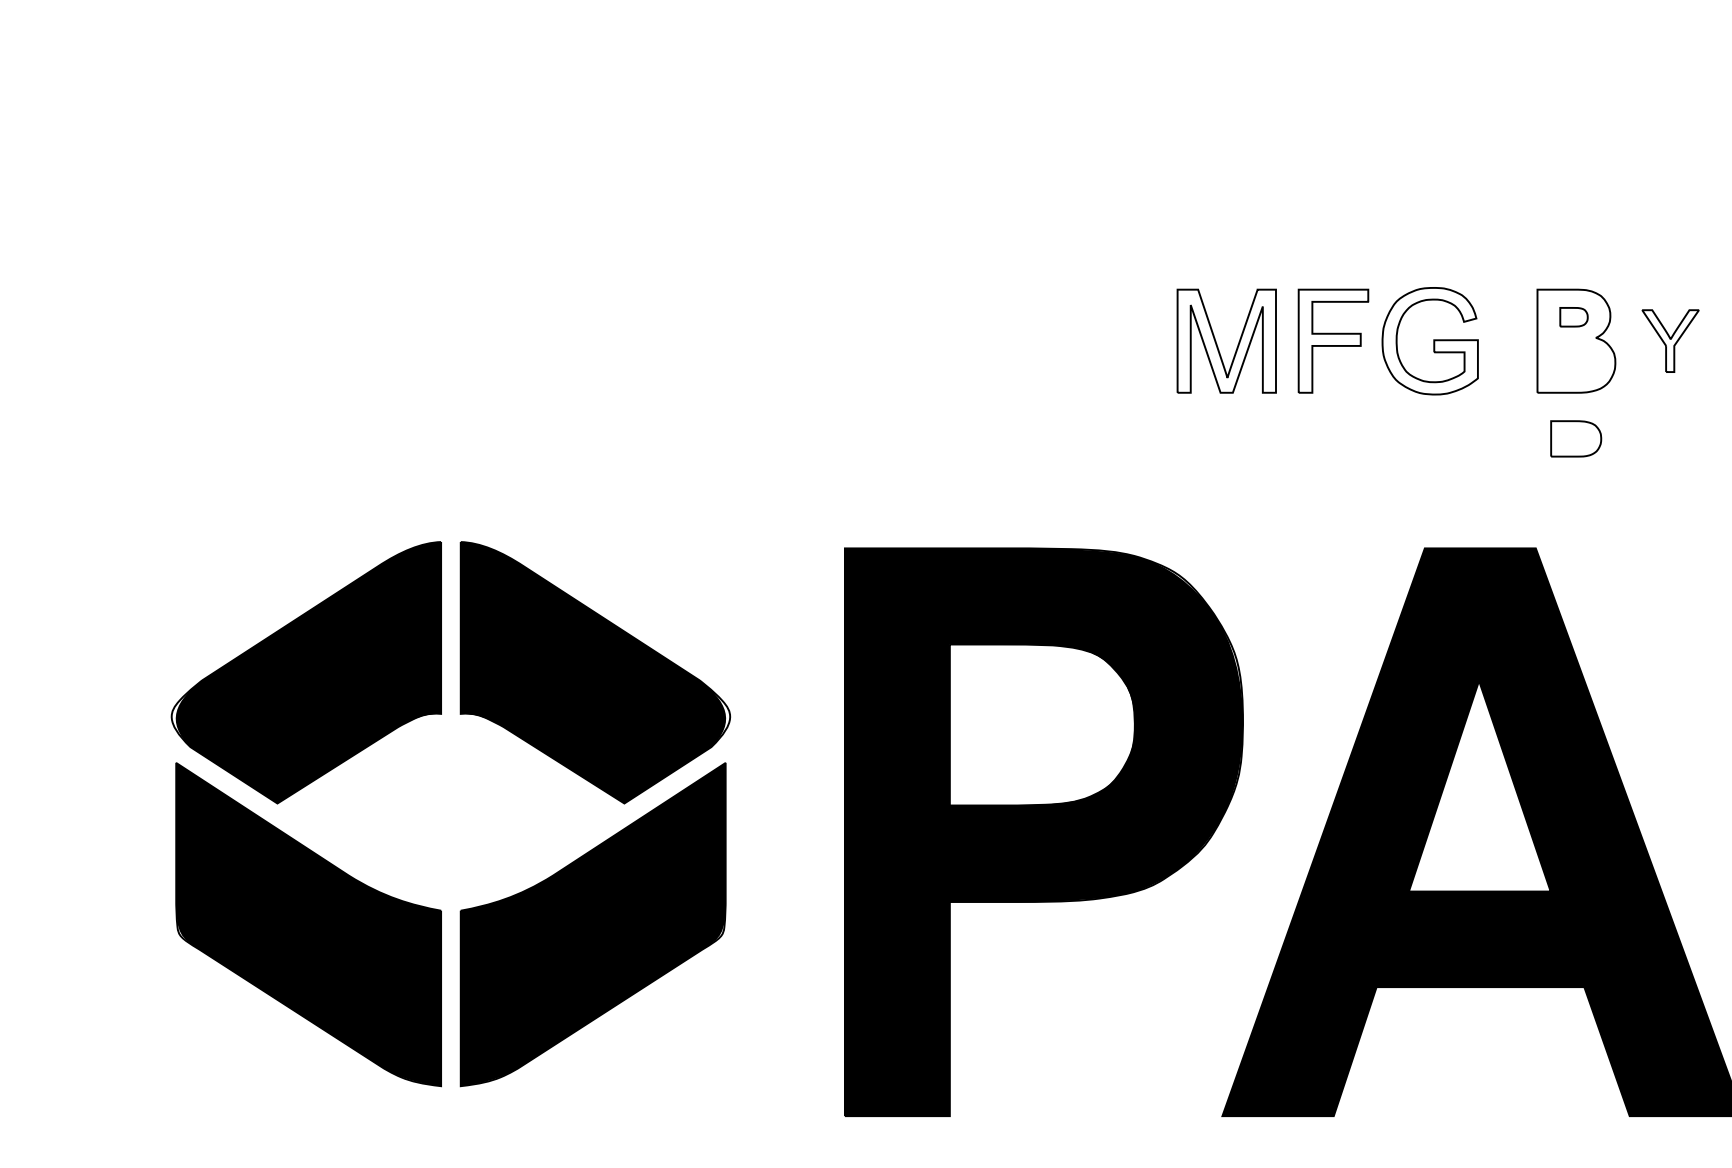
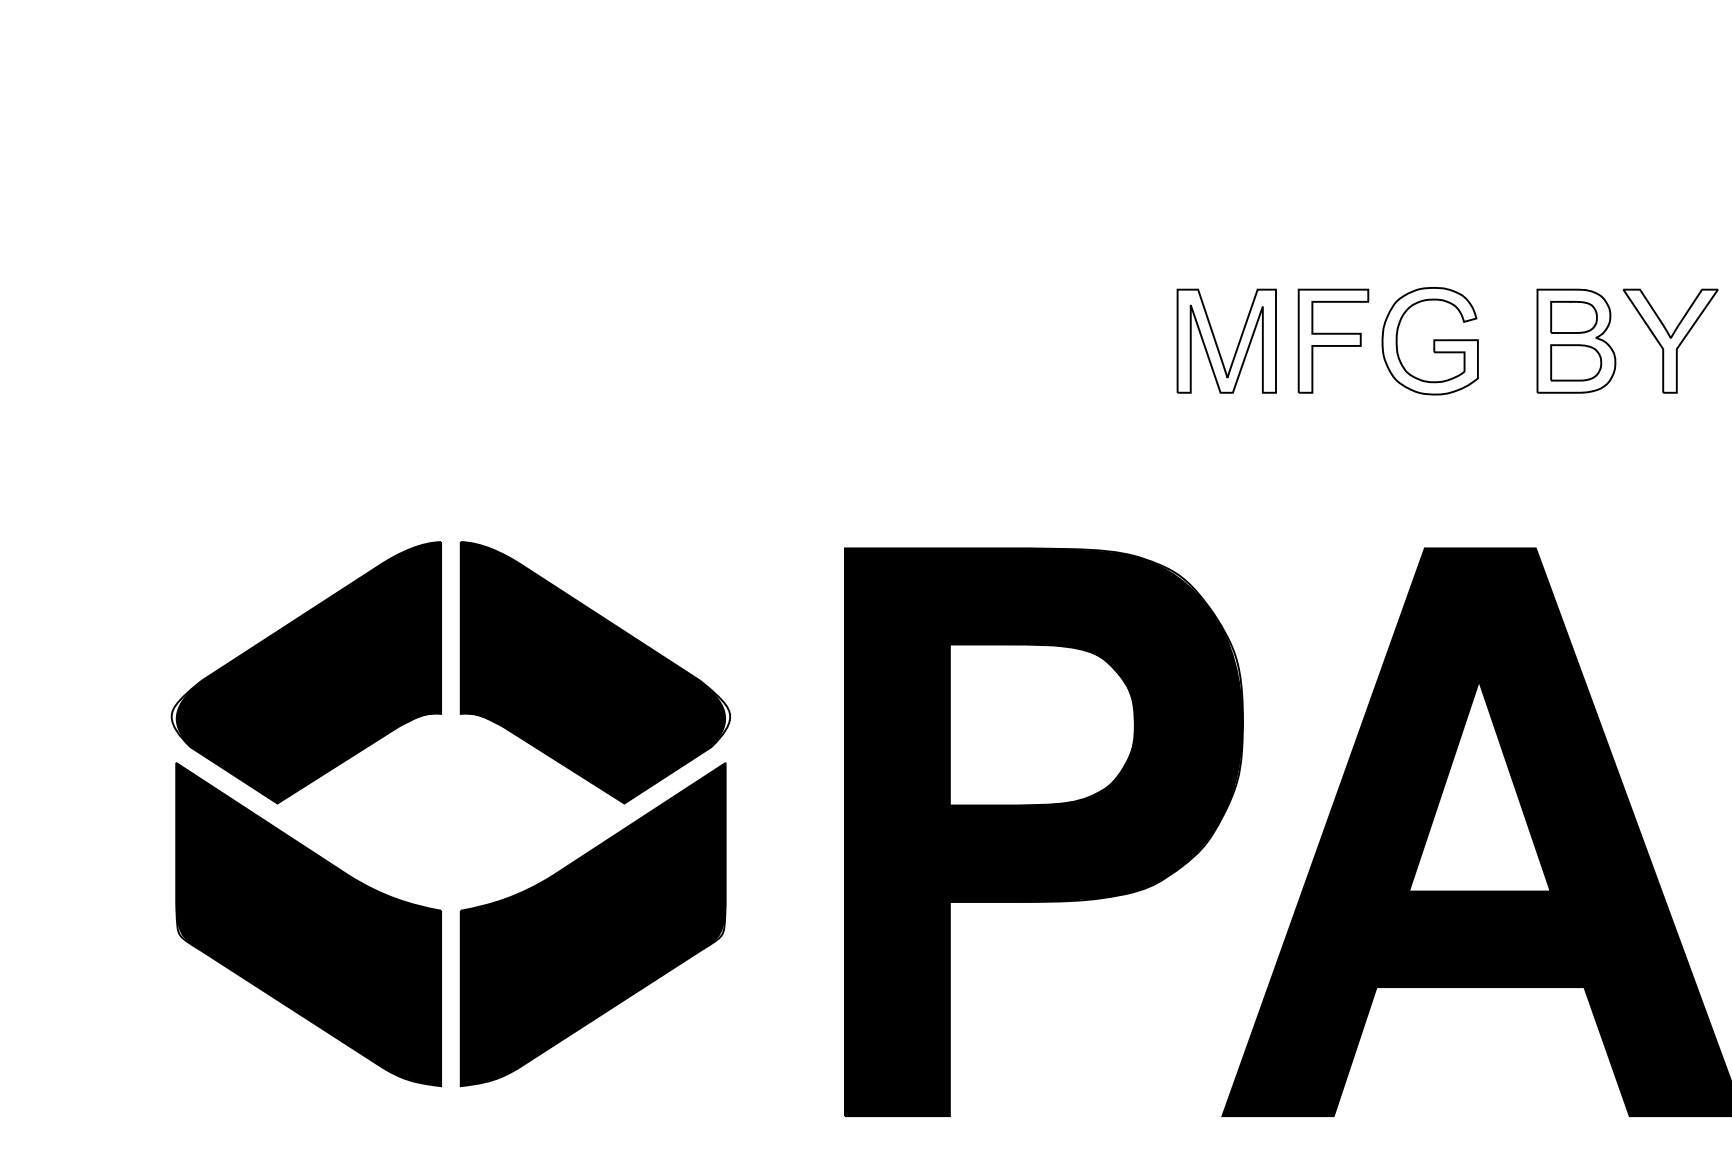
part size: 30x21 px -> 48x34 px (1573, 316)
part size: 59x64 px -> 97x106 px (1670, 340)
part position: (1576, 438) -> (1576, 362) (1576, 362)
